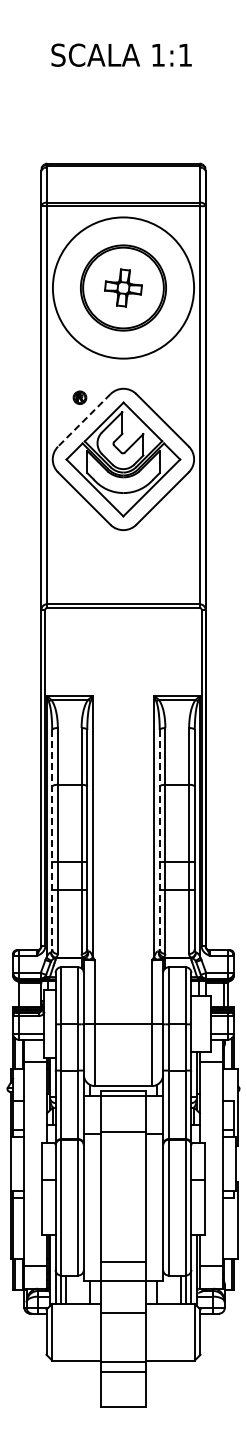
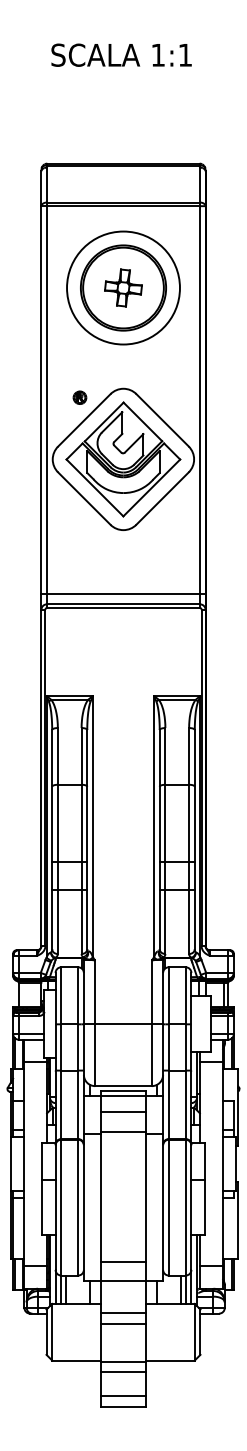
circle diameter: 141 px -> 113 px (123, 287)
line: dashed -> solid (83, 420)
line: none -> present (123, 593)
line: dashed -> solid (52, 839)
line: dashed -> solid (159, 839)
line: none -> present (123, 1111)
line: none -> present (123, 1323)
line: none -> present (123, 1396)
